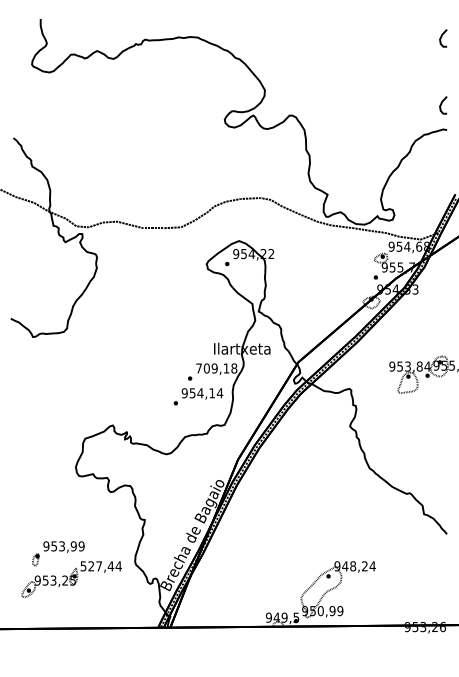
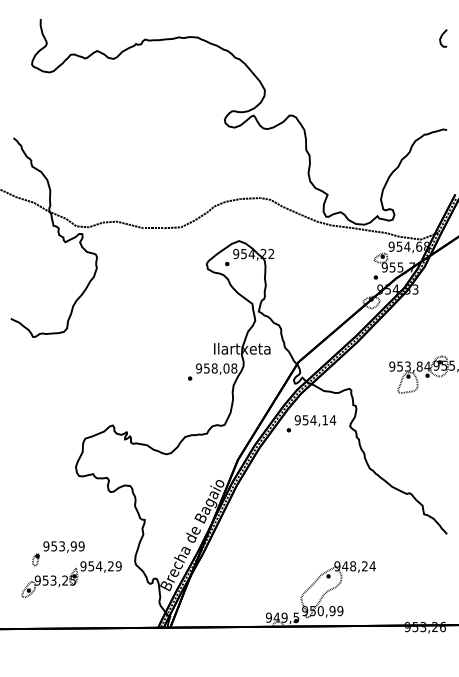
curve: present -> none (441, 105)
text: 709,18 -> 958,08 (212, 368)
text position: (198, 396) -> (311, 423) (311, 423)
text: 527,44 -> 954,29 (100, 566)
